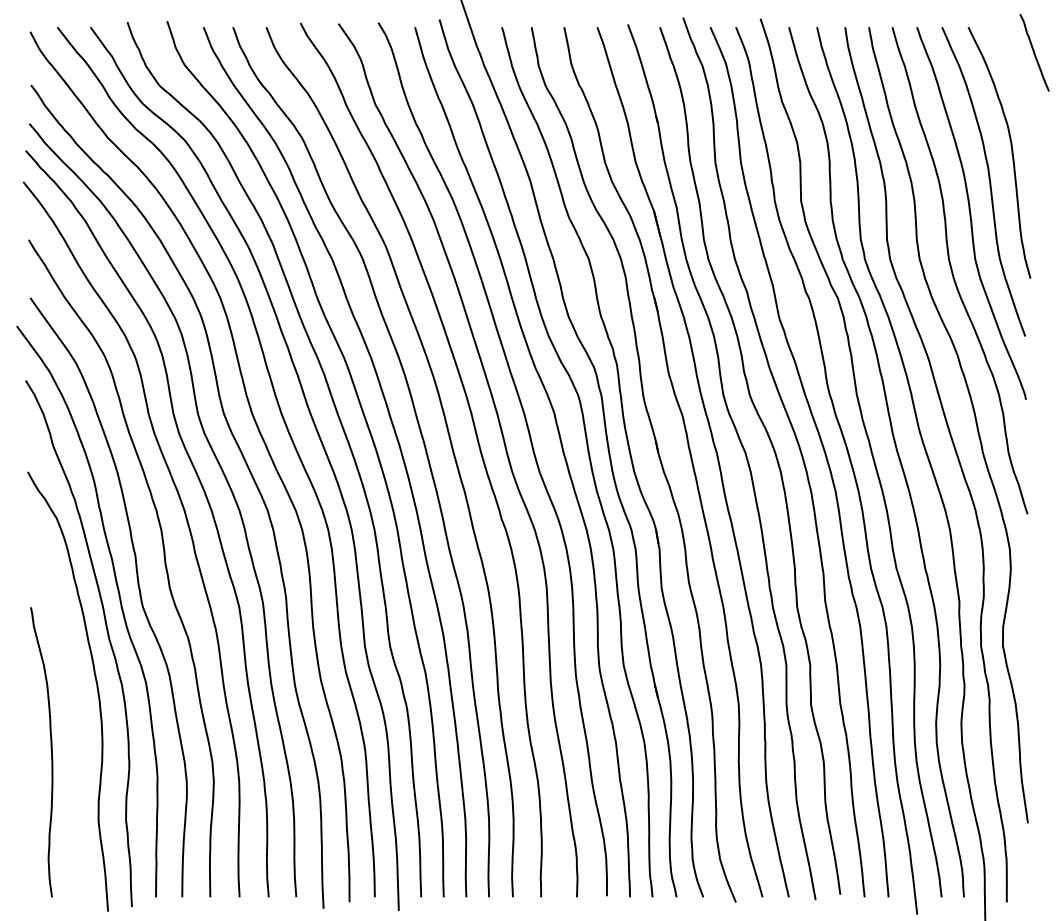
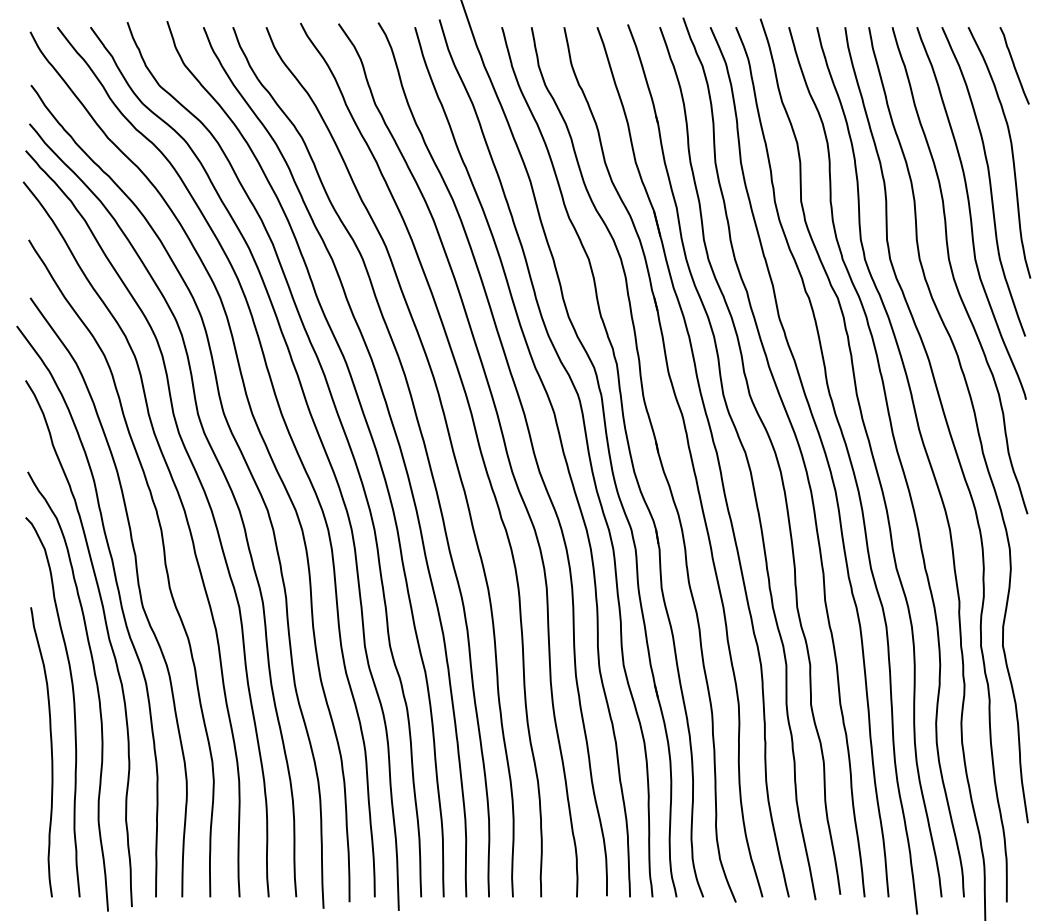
line position: (1034, 52) -> (1014, 65) (1014, 65)
curve: none -> present (73, 707)
